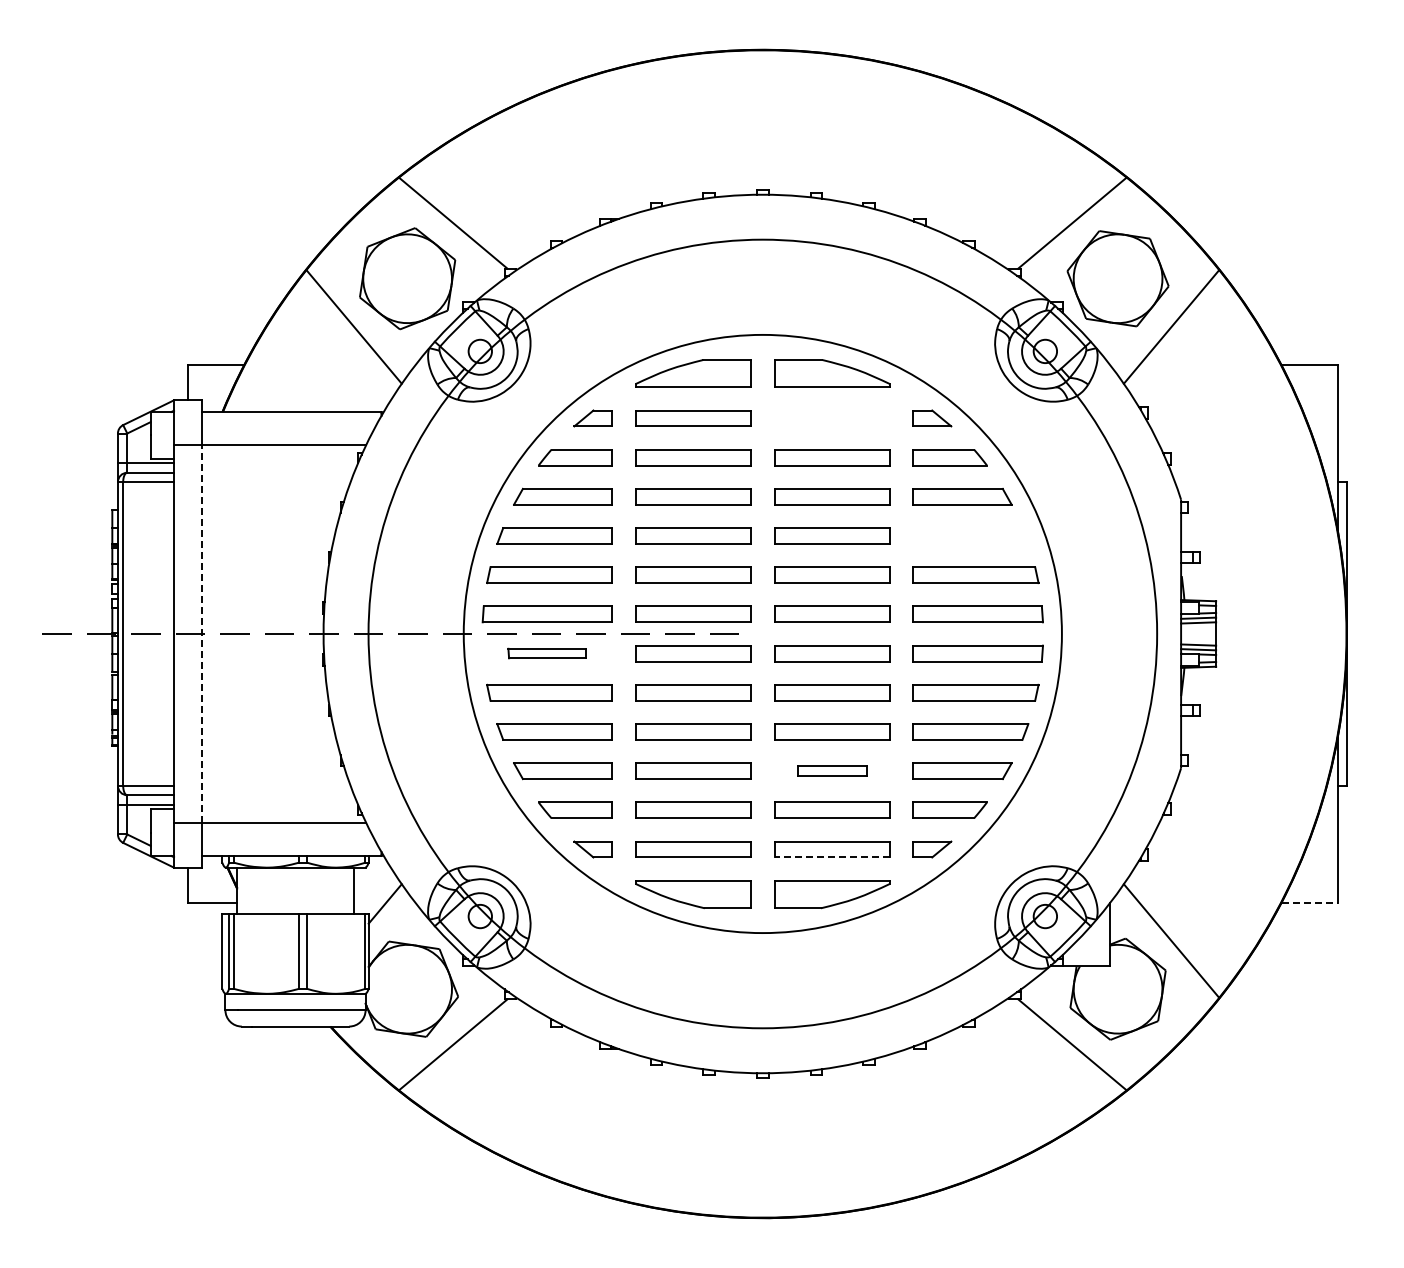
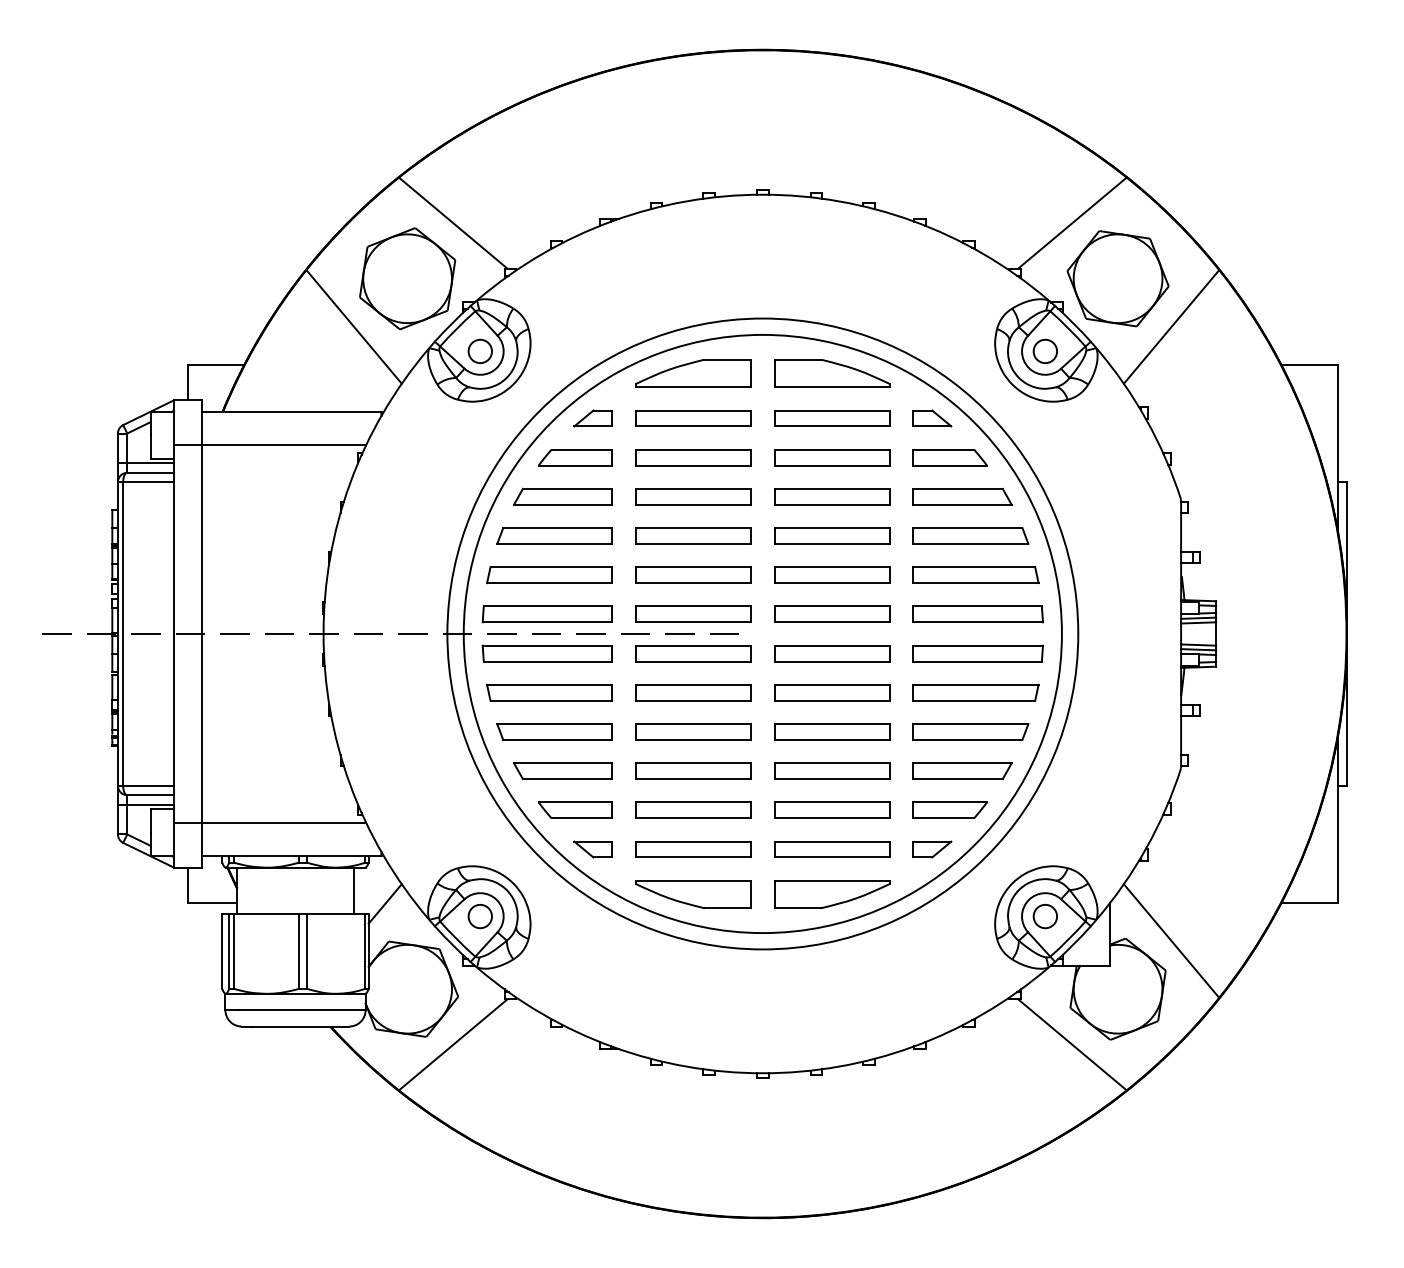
part: none -> present (832, 418)
part: none -> present (970, 535)
line: dashed -> solid (202, 633)
circle diameter: 789 px -> 631 px (762, 633)
part size: 80x13 px -> 132x19 px (546, 653)
part size: 71x12 px -> 117x18 px (832, 770)
line: dashed -> solid (832, 857)
line: dashed -> solid (1310, 902)
